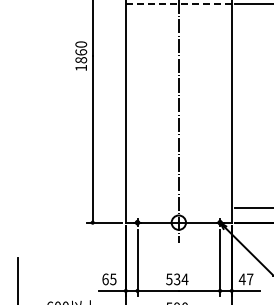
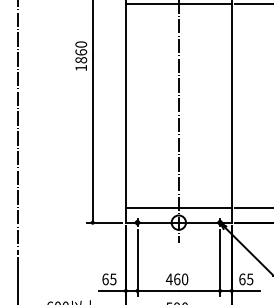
line: dashed -> solid (178, 3)
line: none -> present (18, 128)
line: none -> present (178, 208)
text: 534 -> 460 (176, 279)
text: 47 -> 65 (245, 279)
